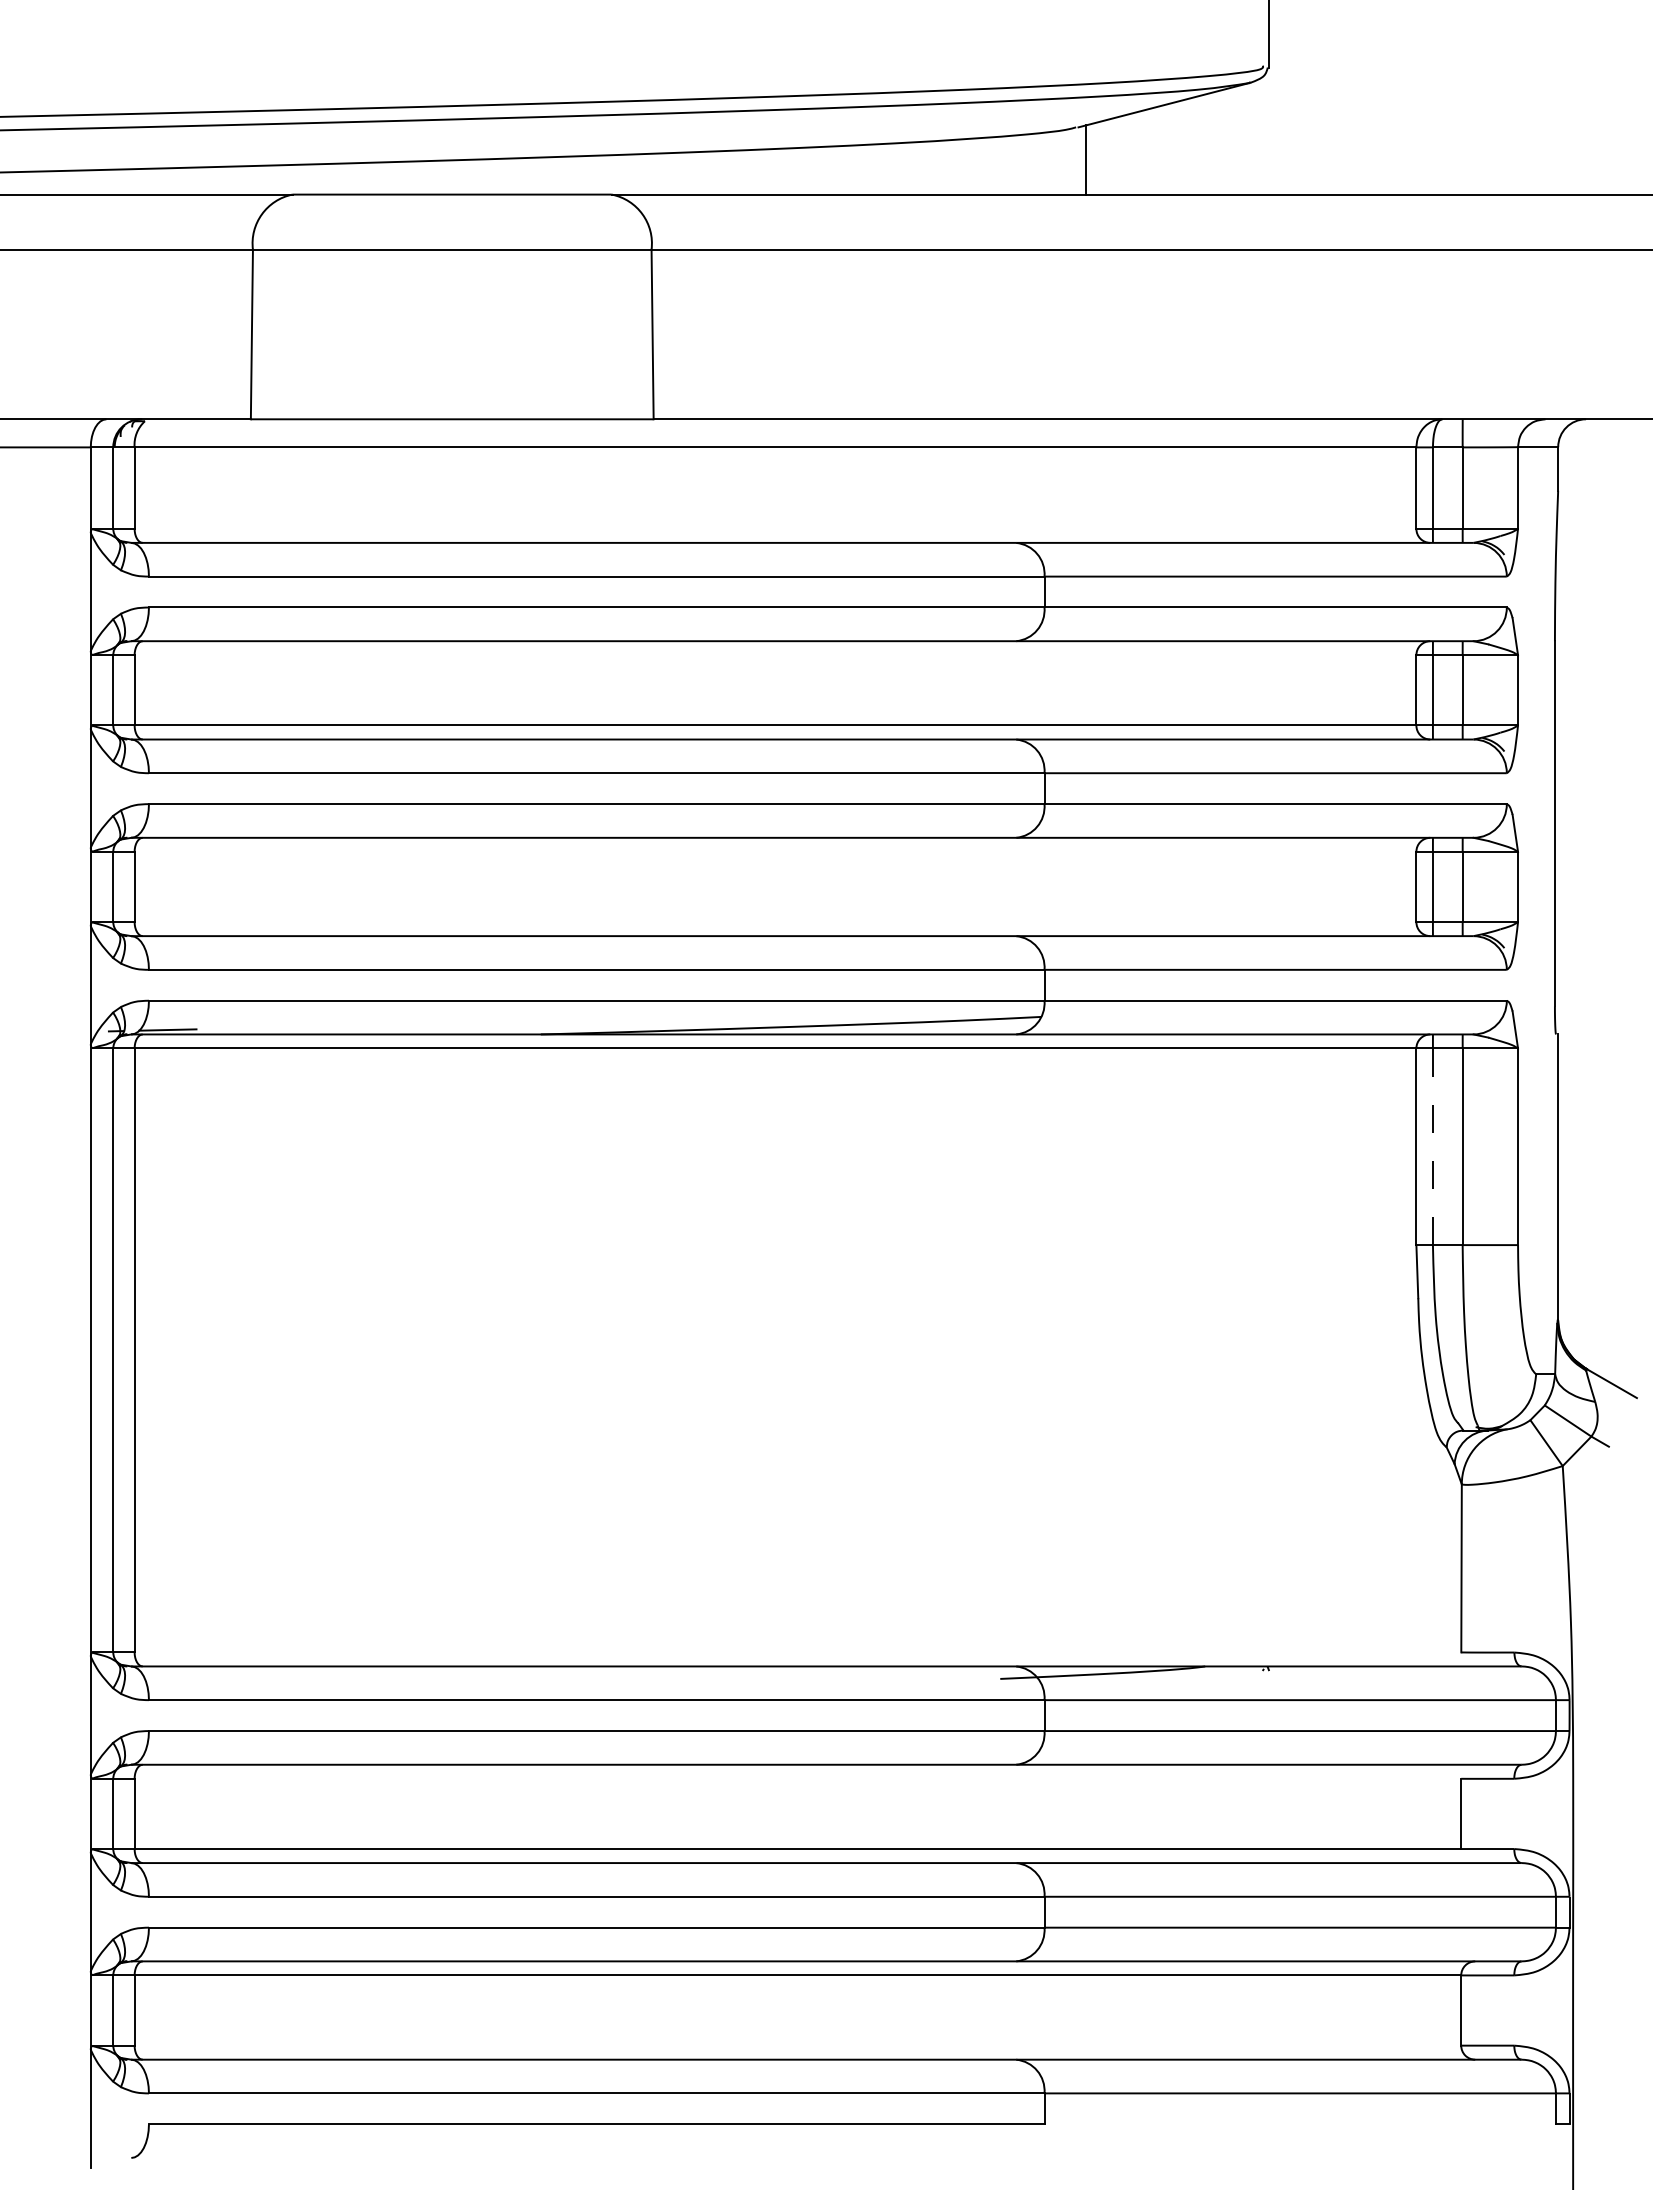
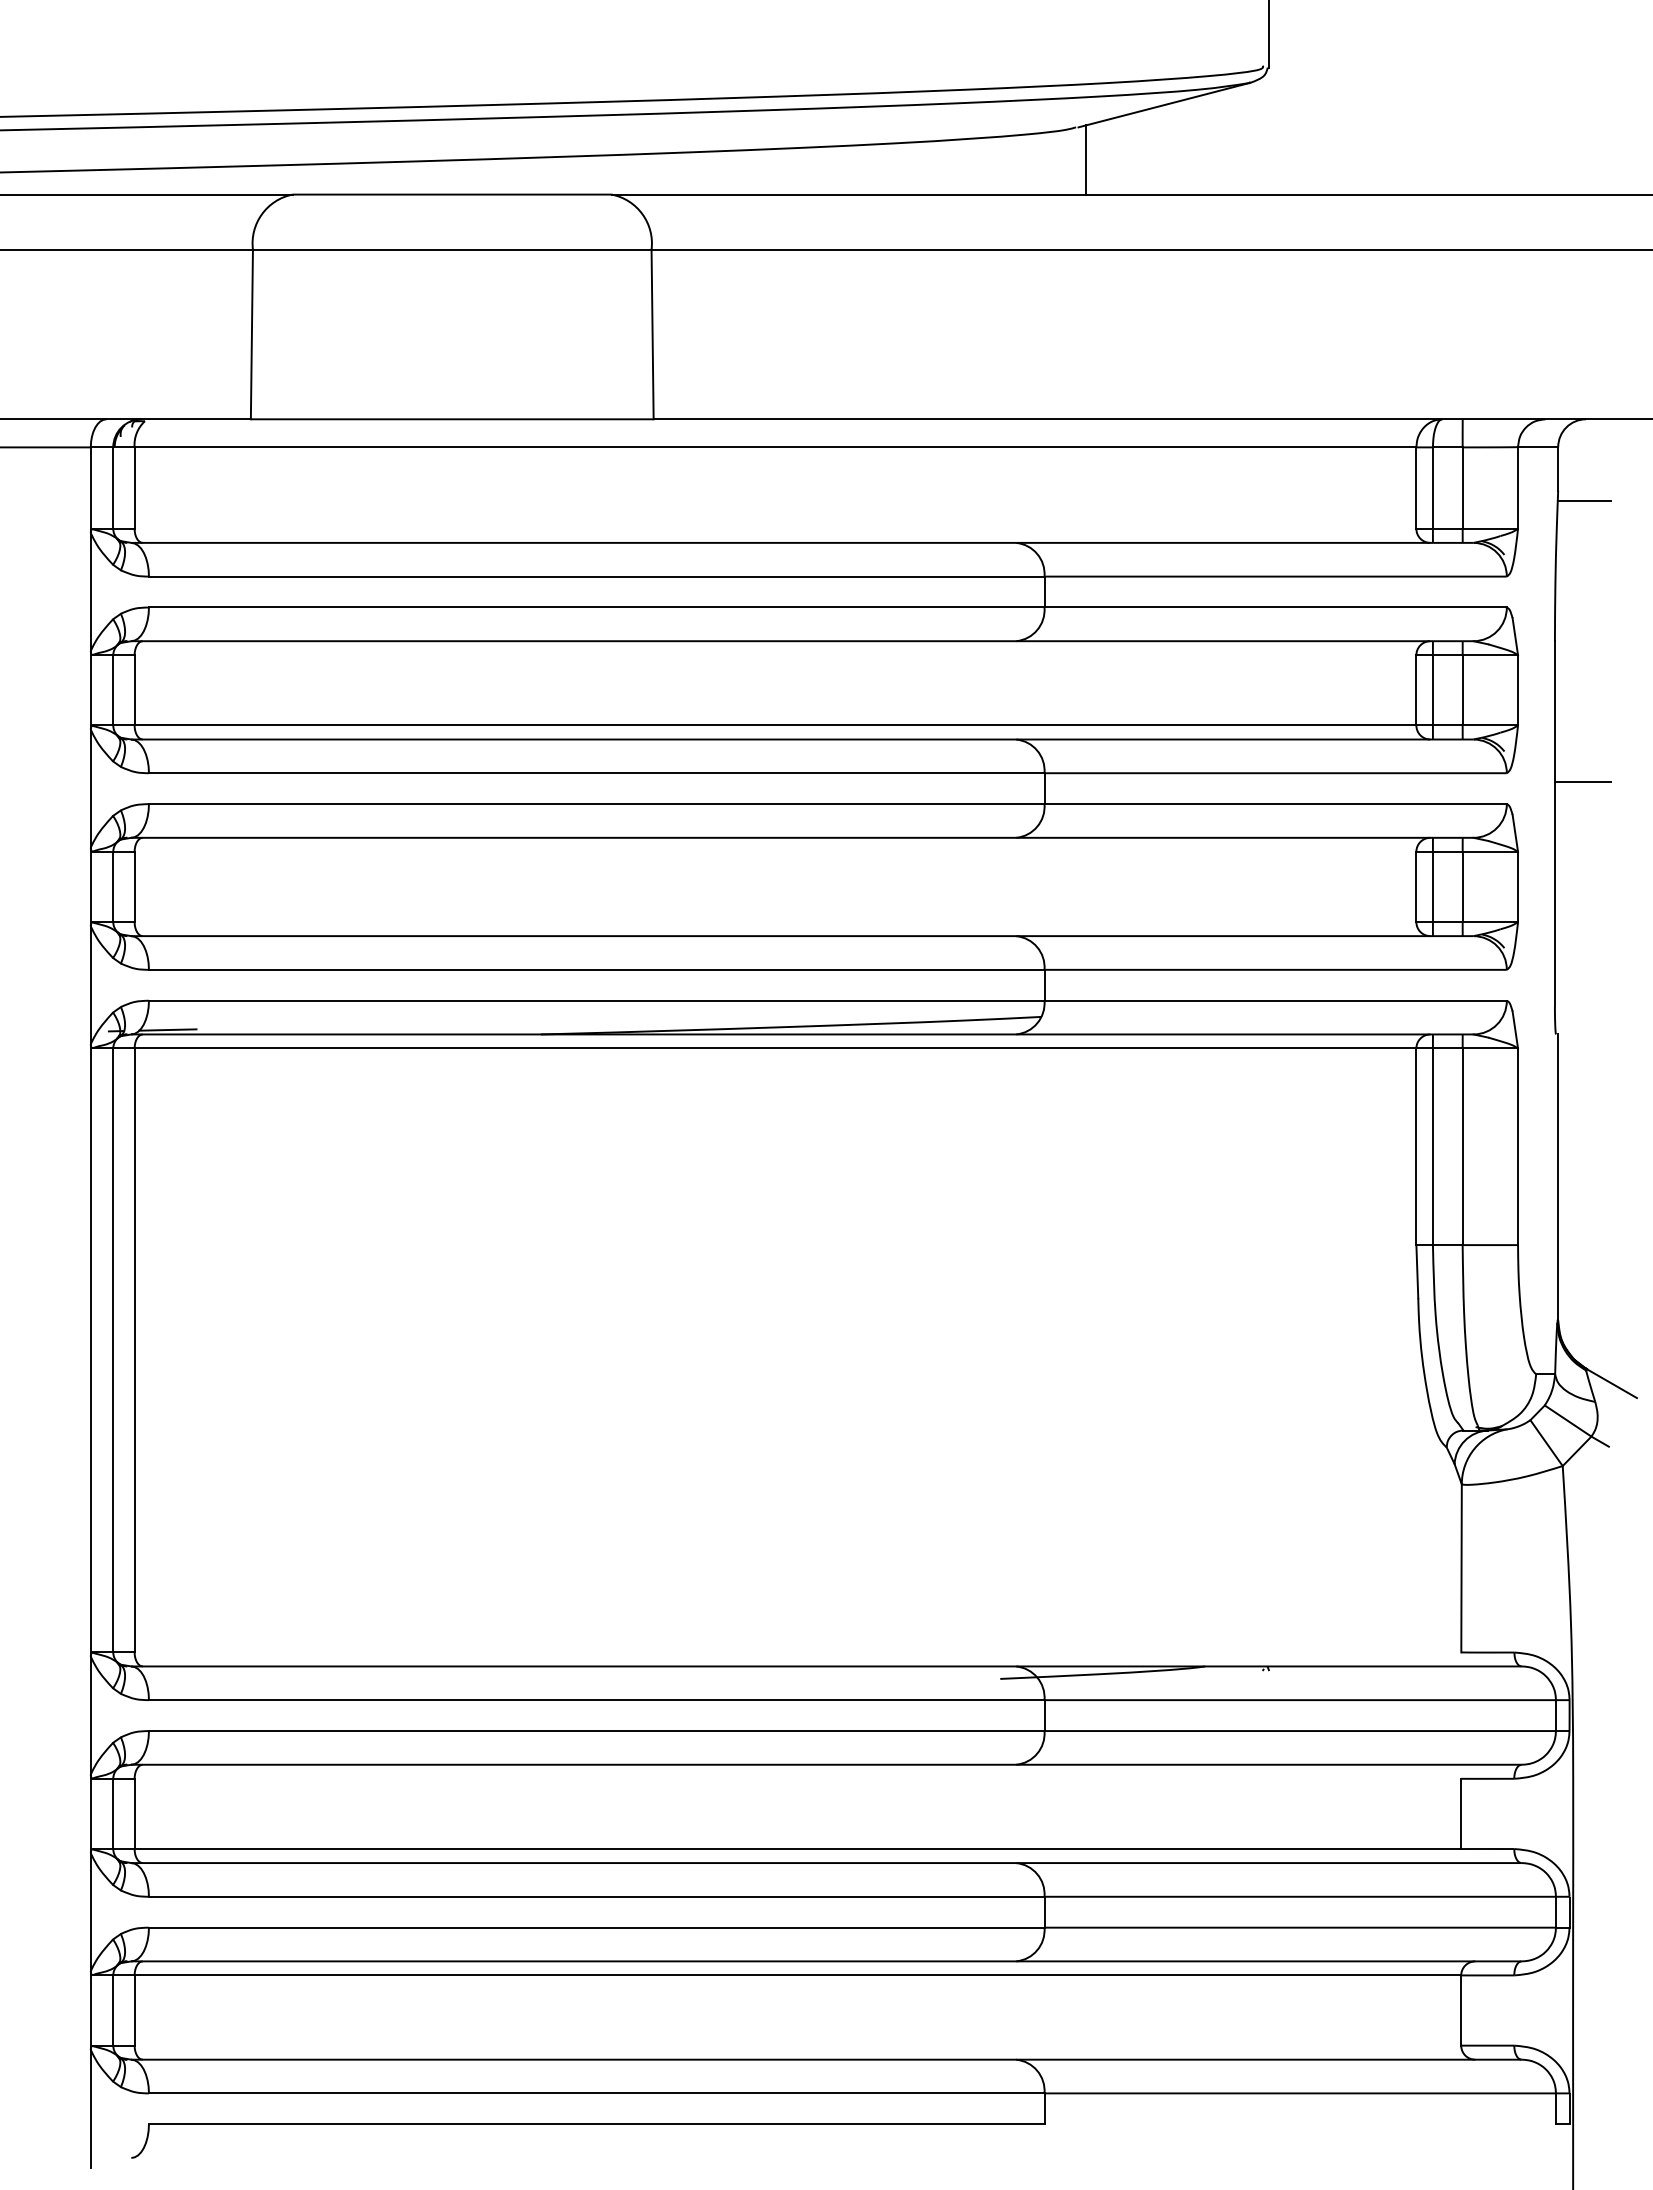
line: none -> present (1584, 500)
line: none -> present (1582, 781)
line: dashed -> solid (1432, 1147)
